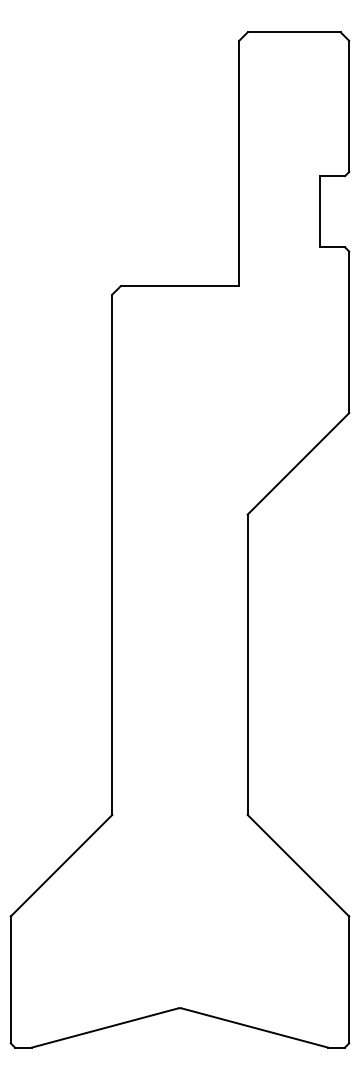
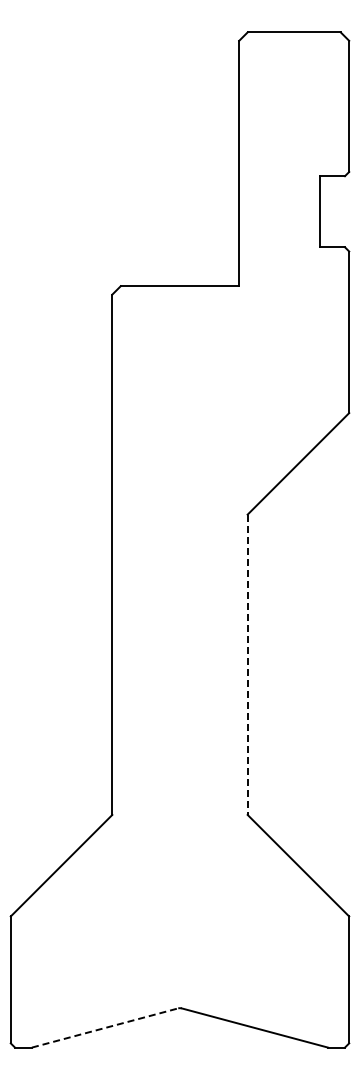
line: solid -> dashed (247, 665)
line: solid -> dashed (105, 1027)
